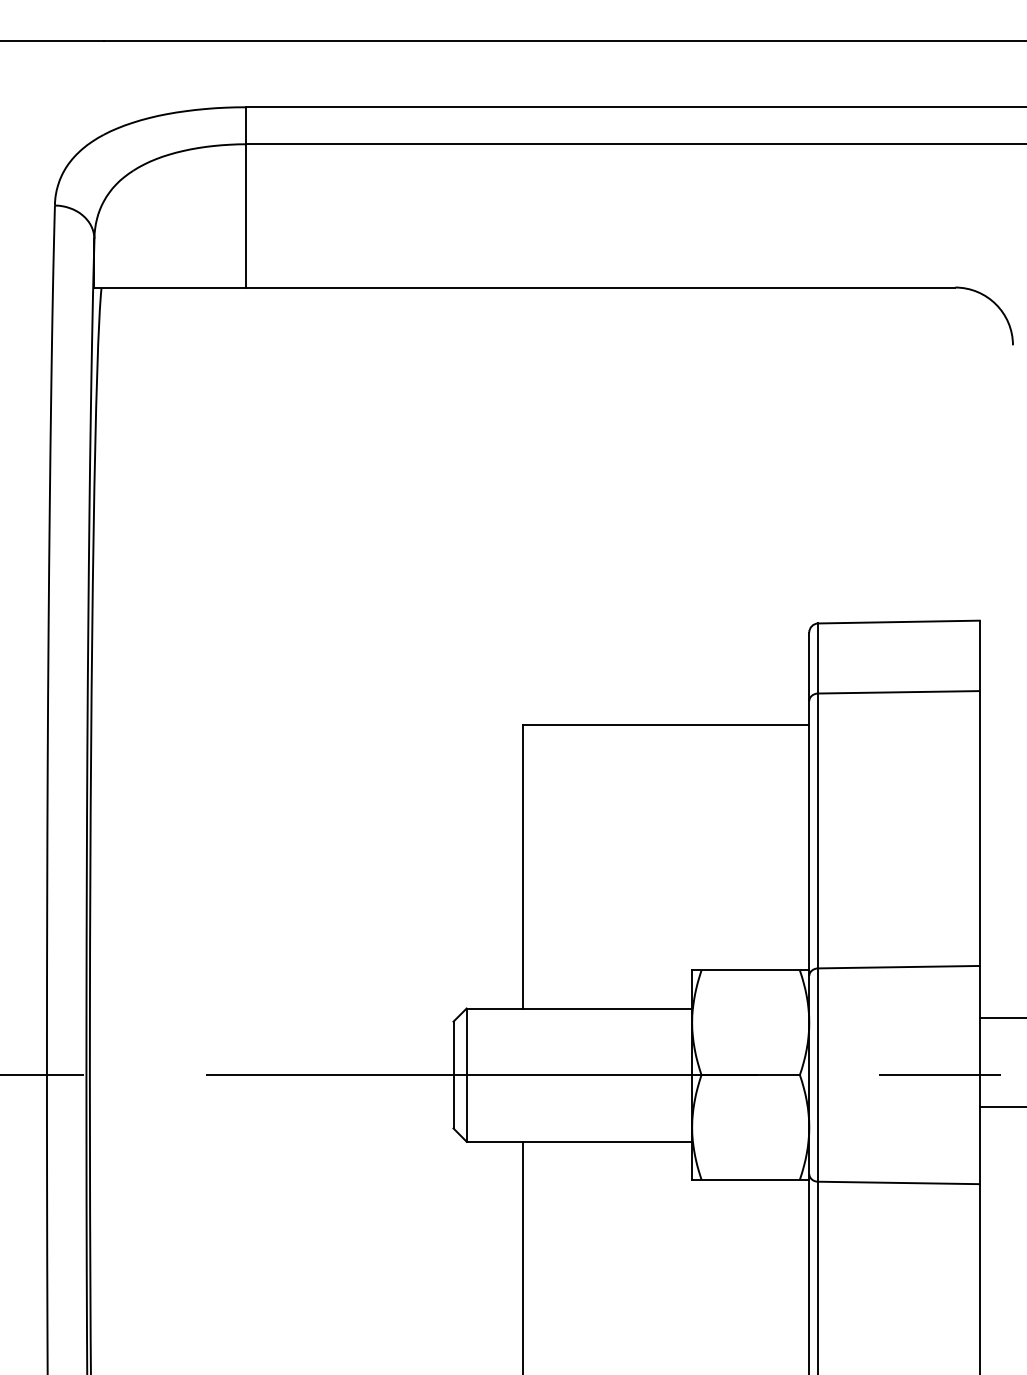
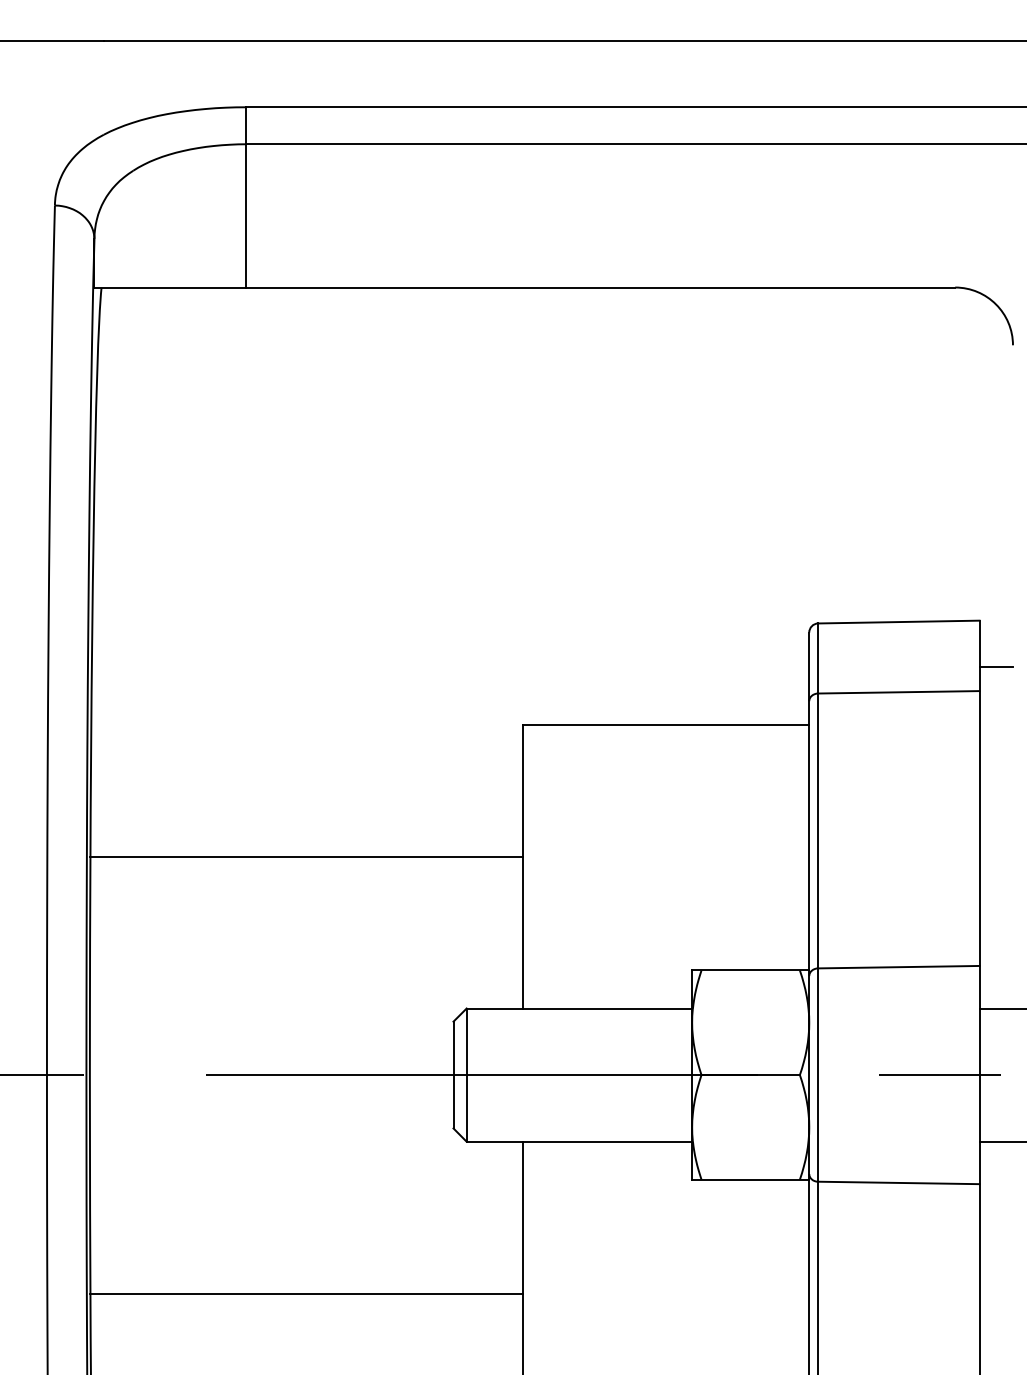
line: none -> present (995, 666)
line: none -> present (306, 856)
line position: (1001, 1017) -> (1001, 1008) (1001, 1008)
line position: (1001, 1106) -> (1001, 1141) (1001, 1141)
line: none -> present (306, 1293)
